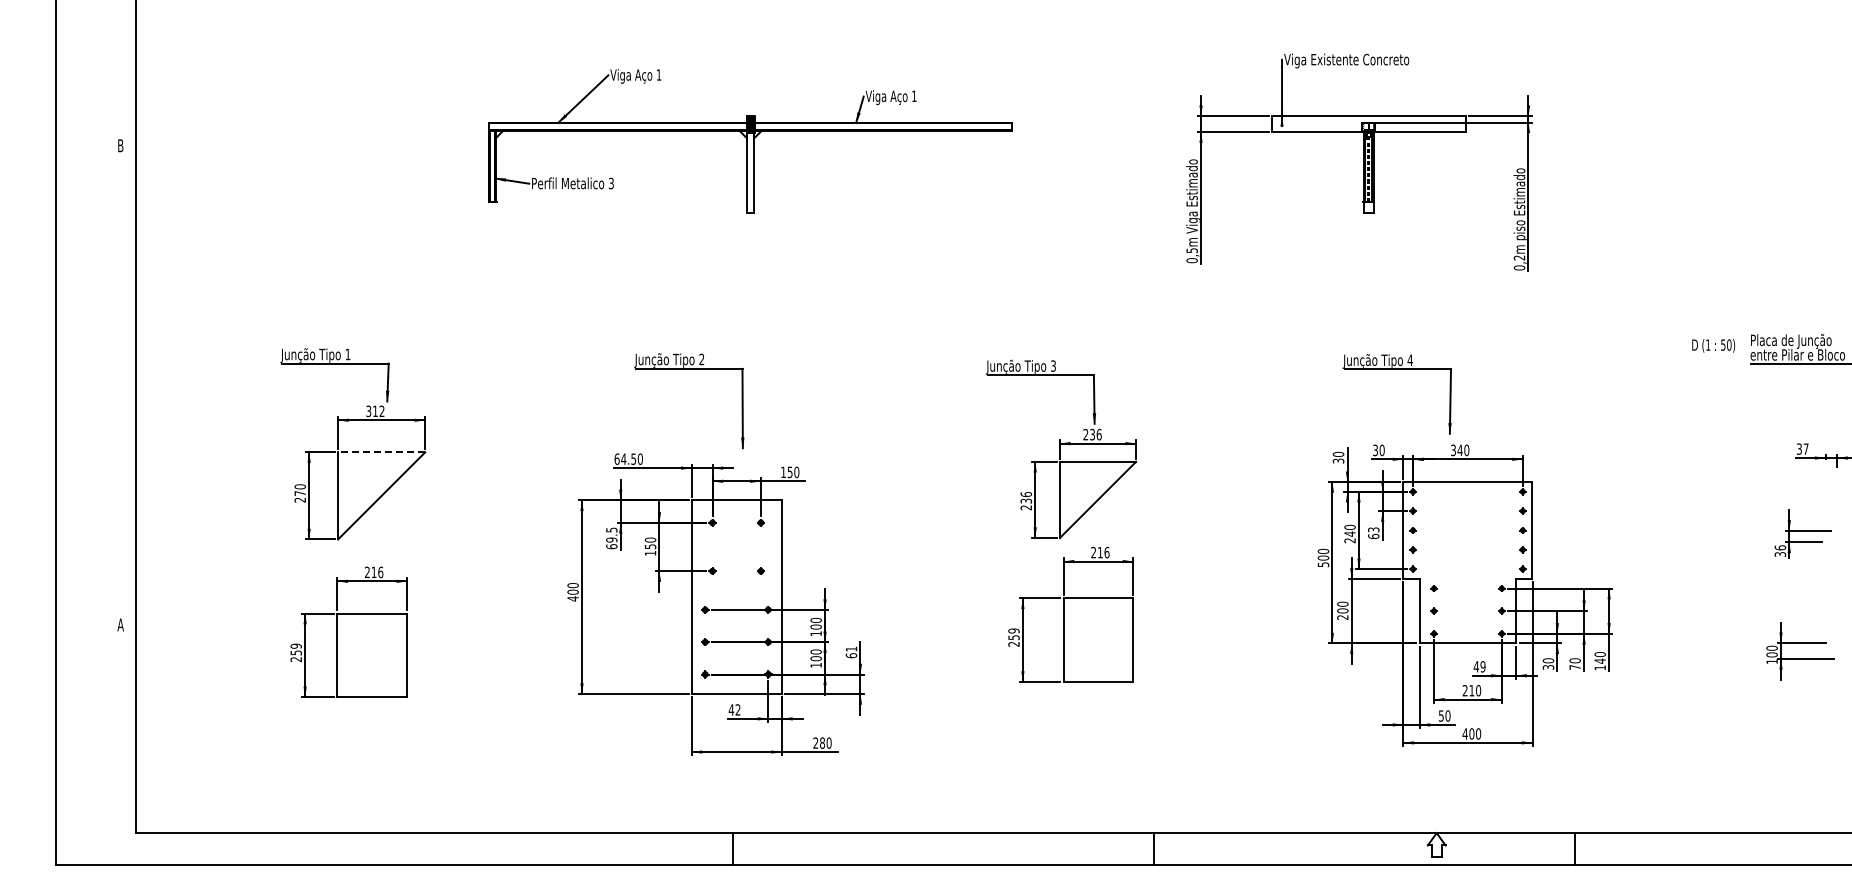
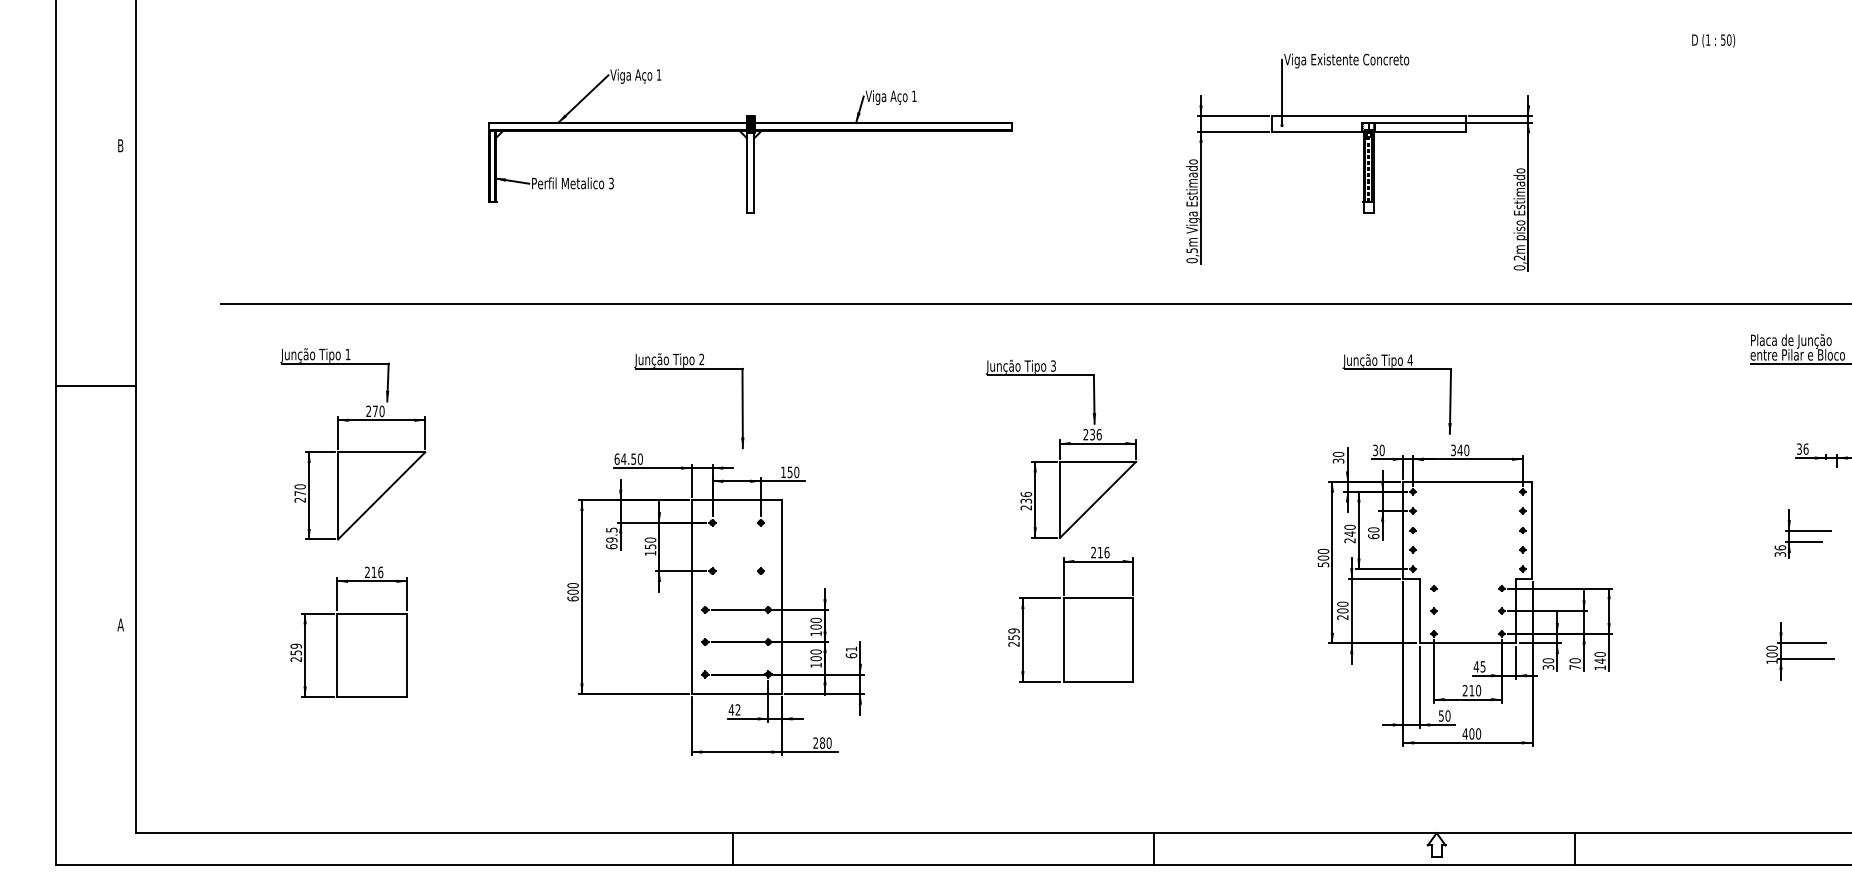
line: none -> present (1034, 304)
text position: (1713, 345) -> (1713, 40) (1713, 40)
line: none -> present (95, 386)
text: 312 -> 270 (375, 411)
text: 37 -> 36 (1805, 448)
line: dashed -> solid (381, 452)
text: 63 -> 60 (1373, 529)
text: 400 -> 600 (572, 598)
text: 49 -> 45 (1482, 666)
